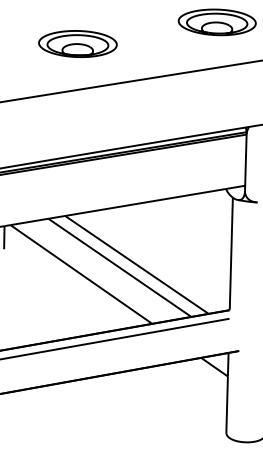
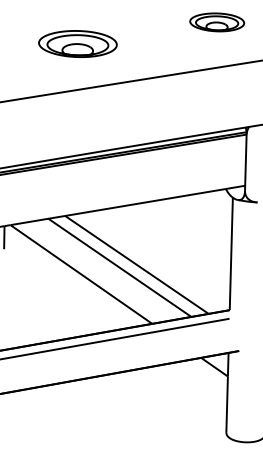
part size: 80x29 px -> 57x21 px (217, 22)
